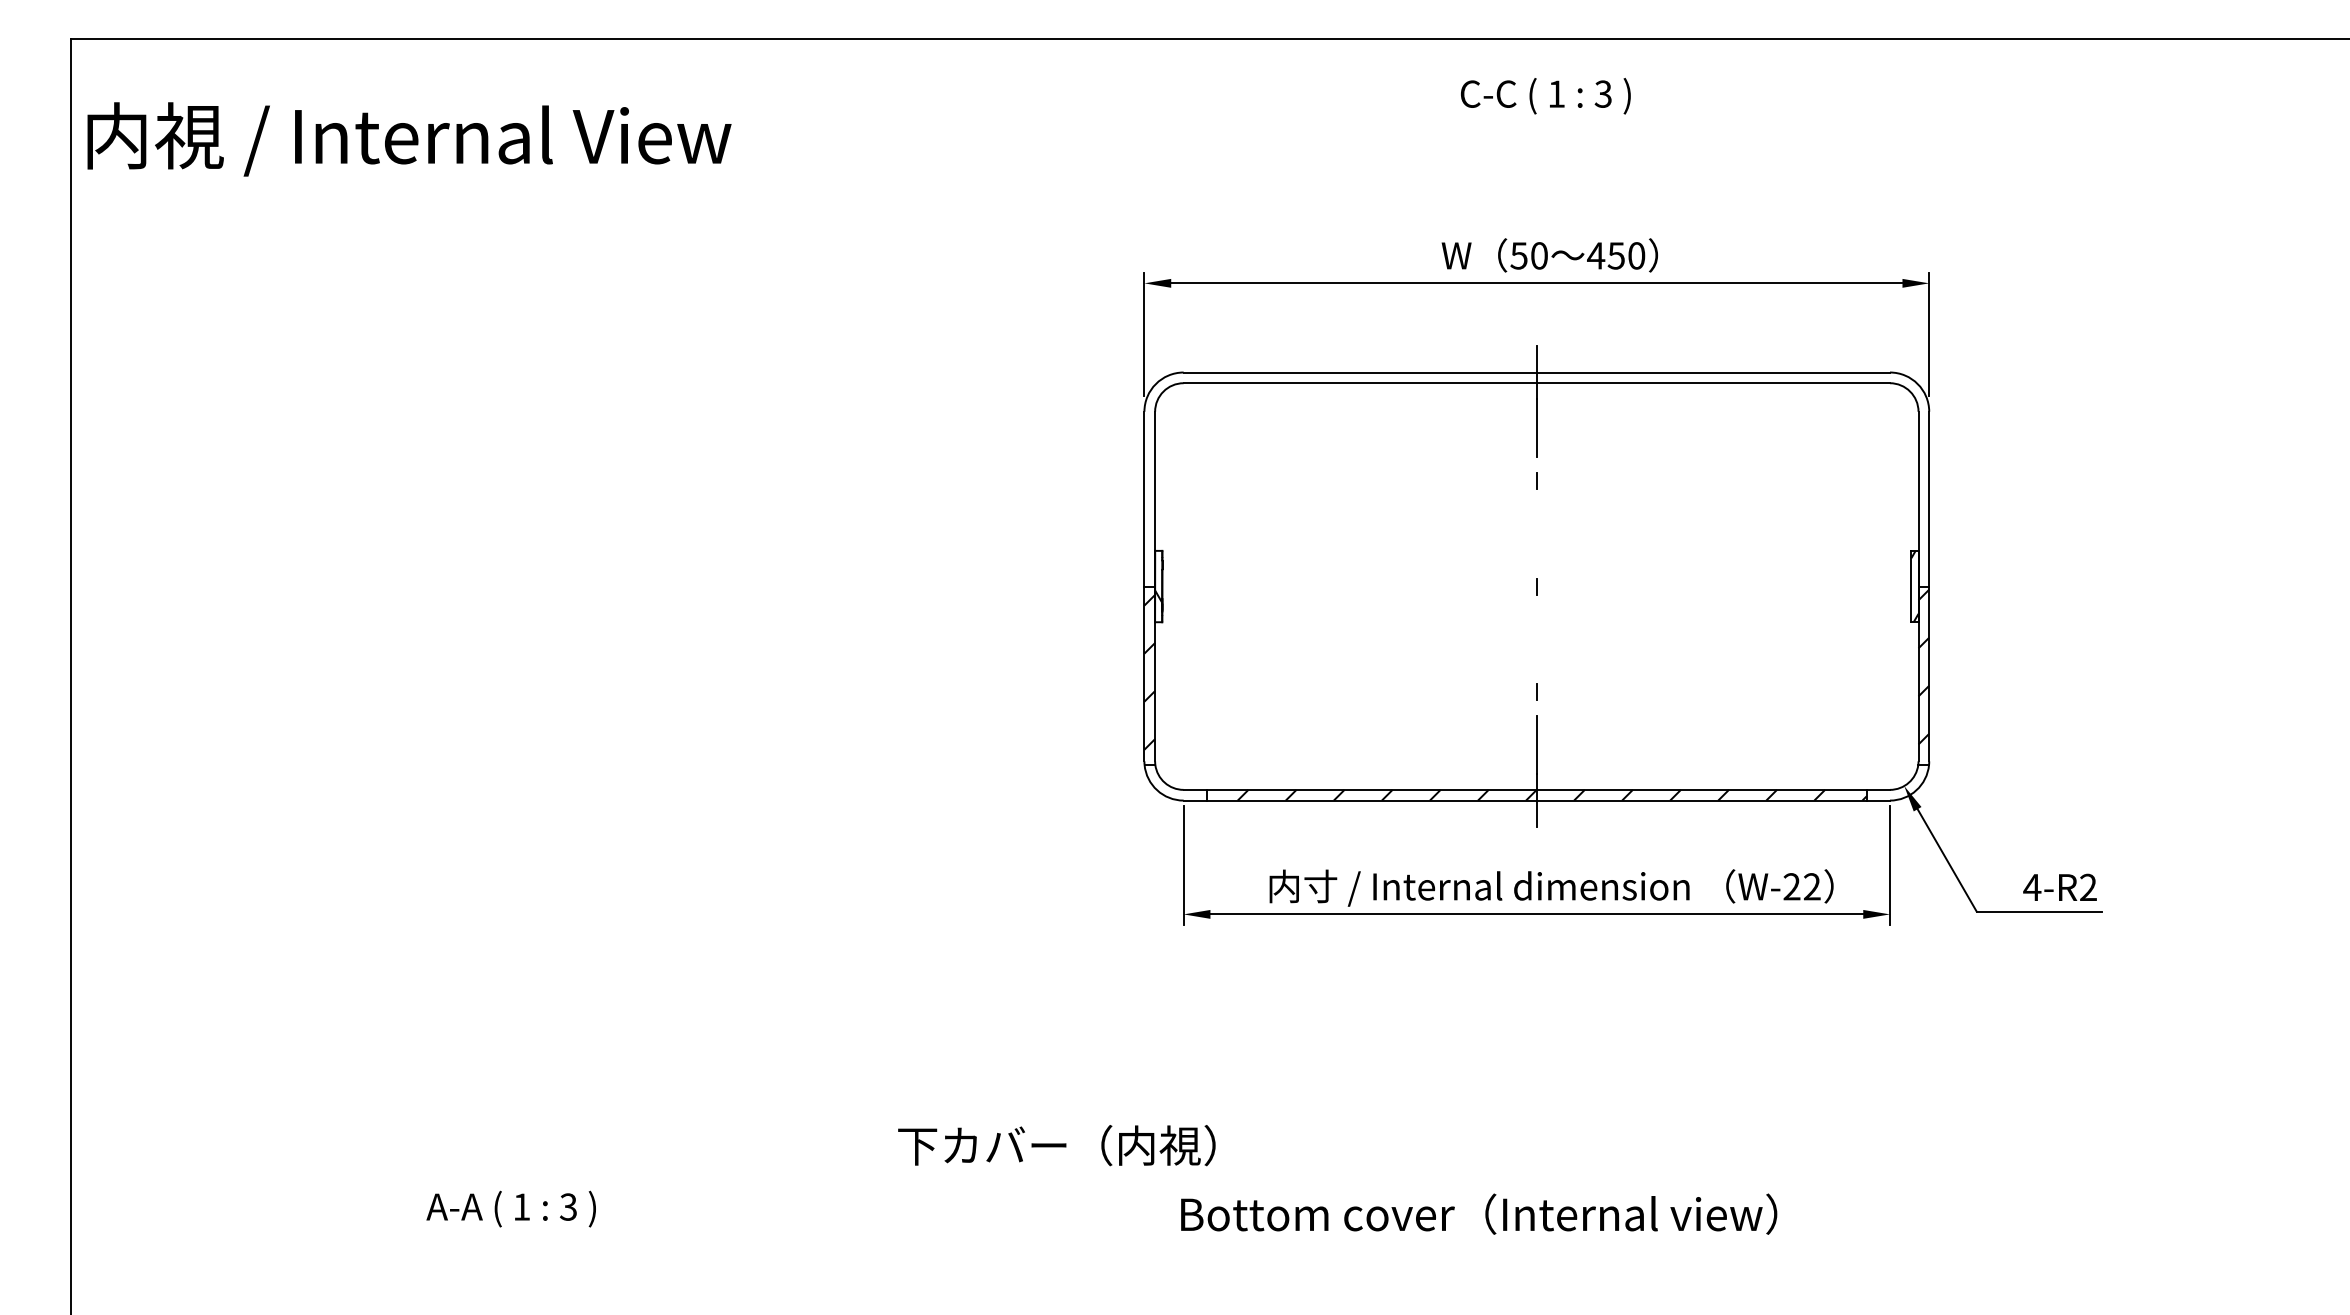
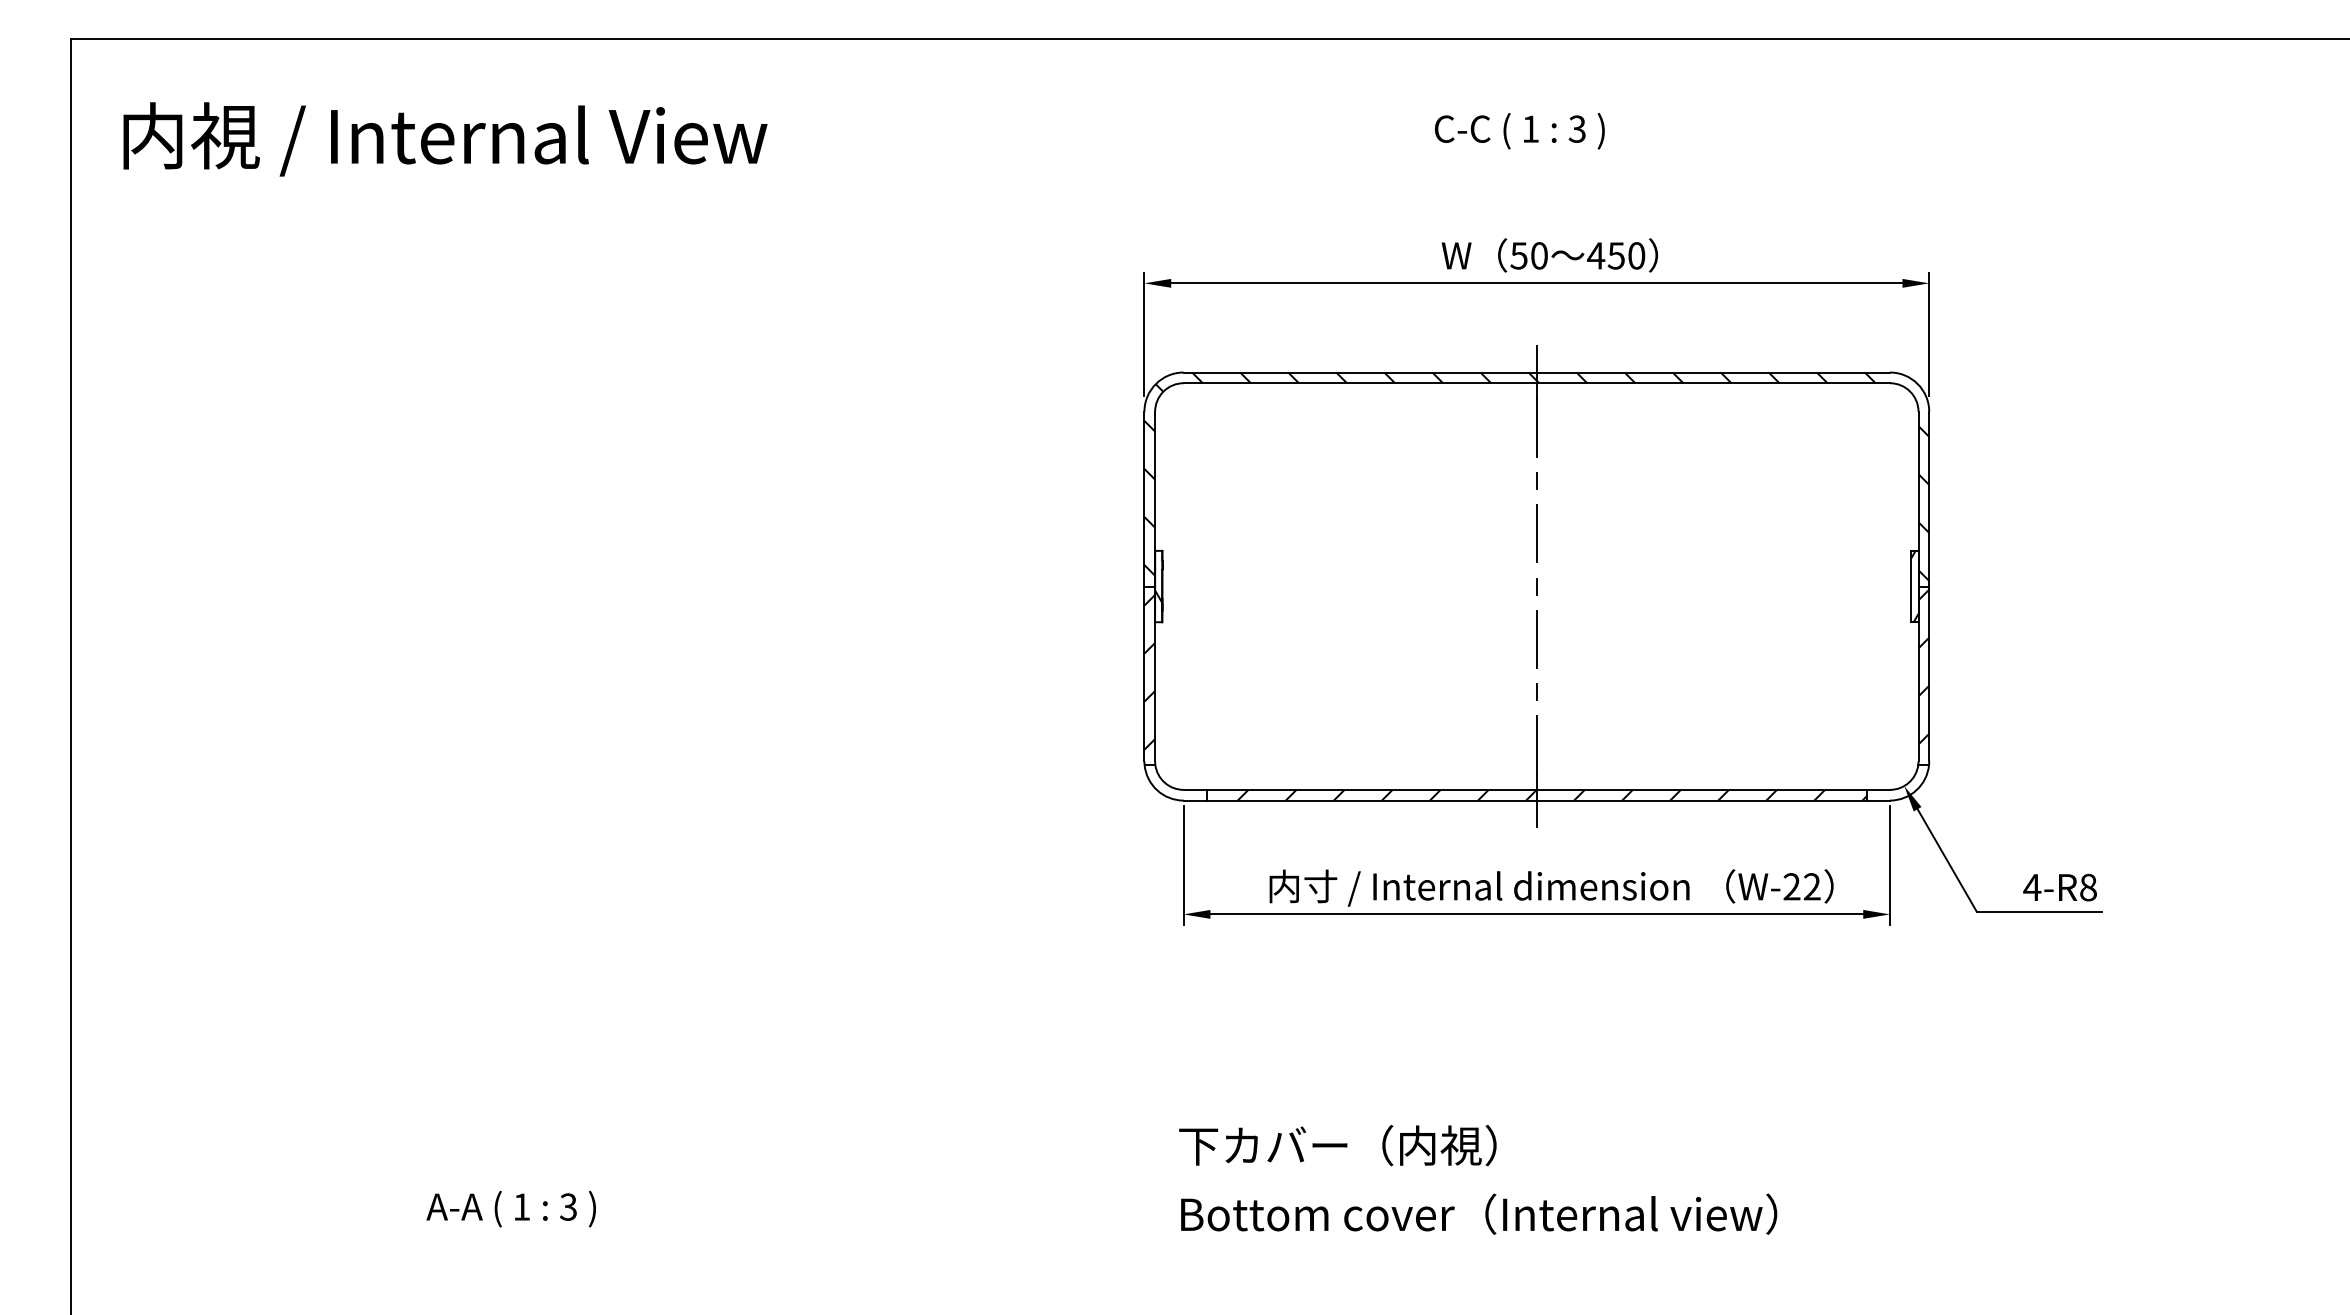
text position: (1545, 96) -> (1519, 131) (1519, 131)
text position: (409, 139) -> (445, 139) (445, 139)
hatch: none -> present (1536, 476)
line: none -> present (1536, 533)
line: none -> present (1536, 639)
text: 4-R2 -> 4-R8 (2088, 887)
text position: (1056, 1145) -> (1337, 1145) (1337, 1145)
